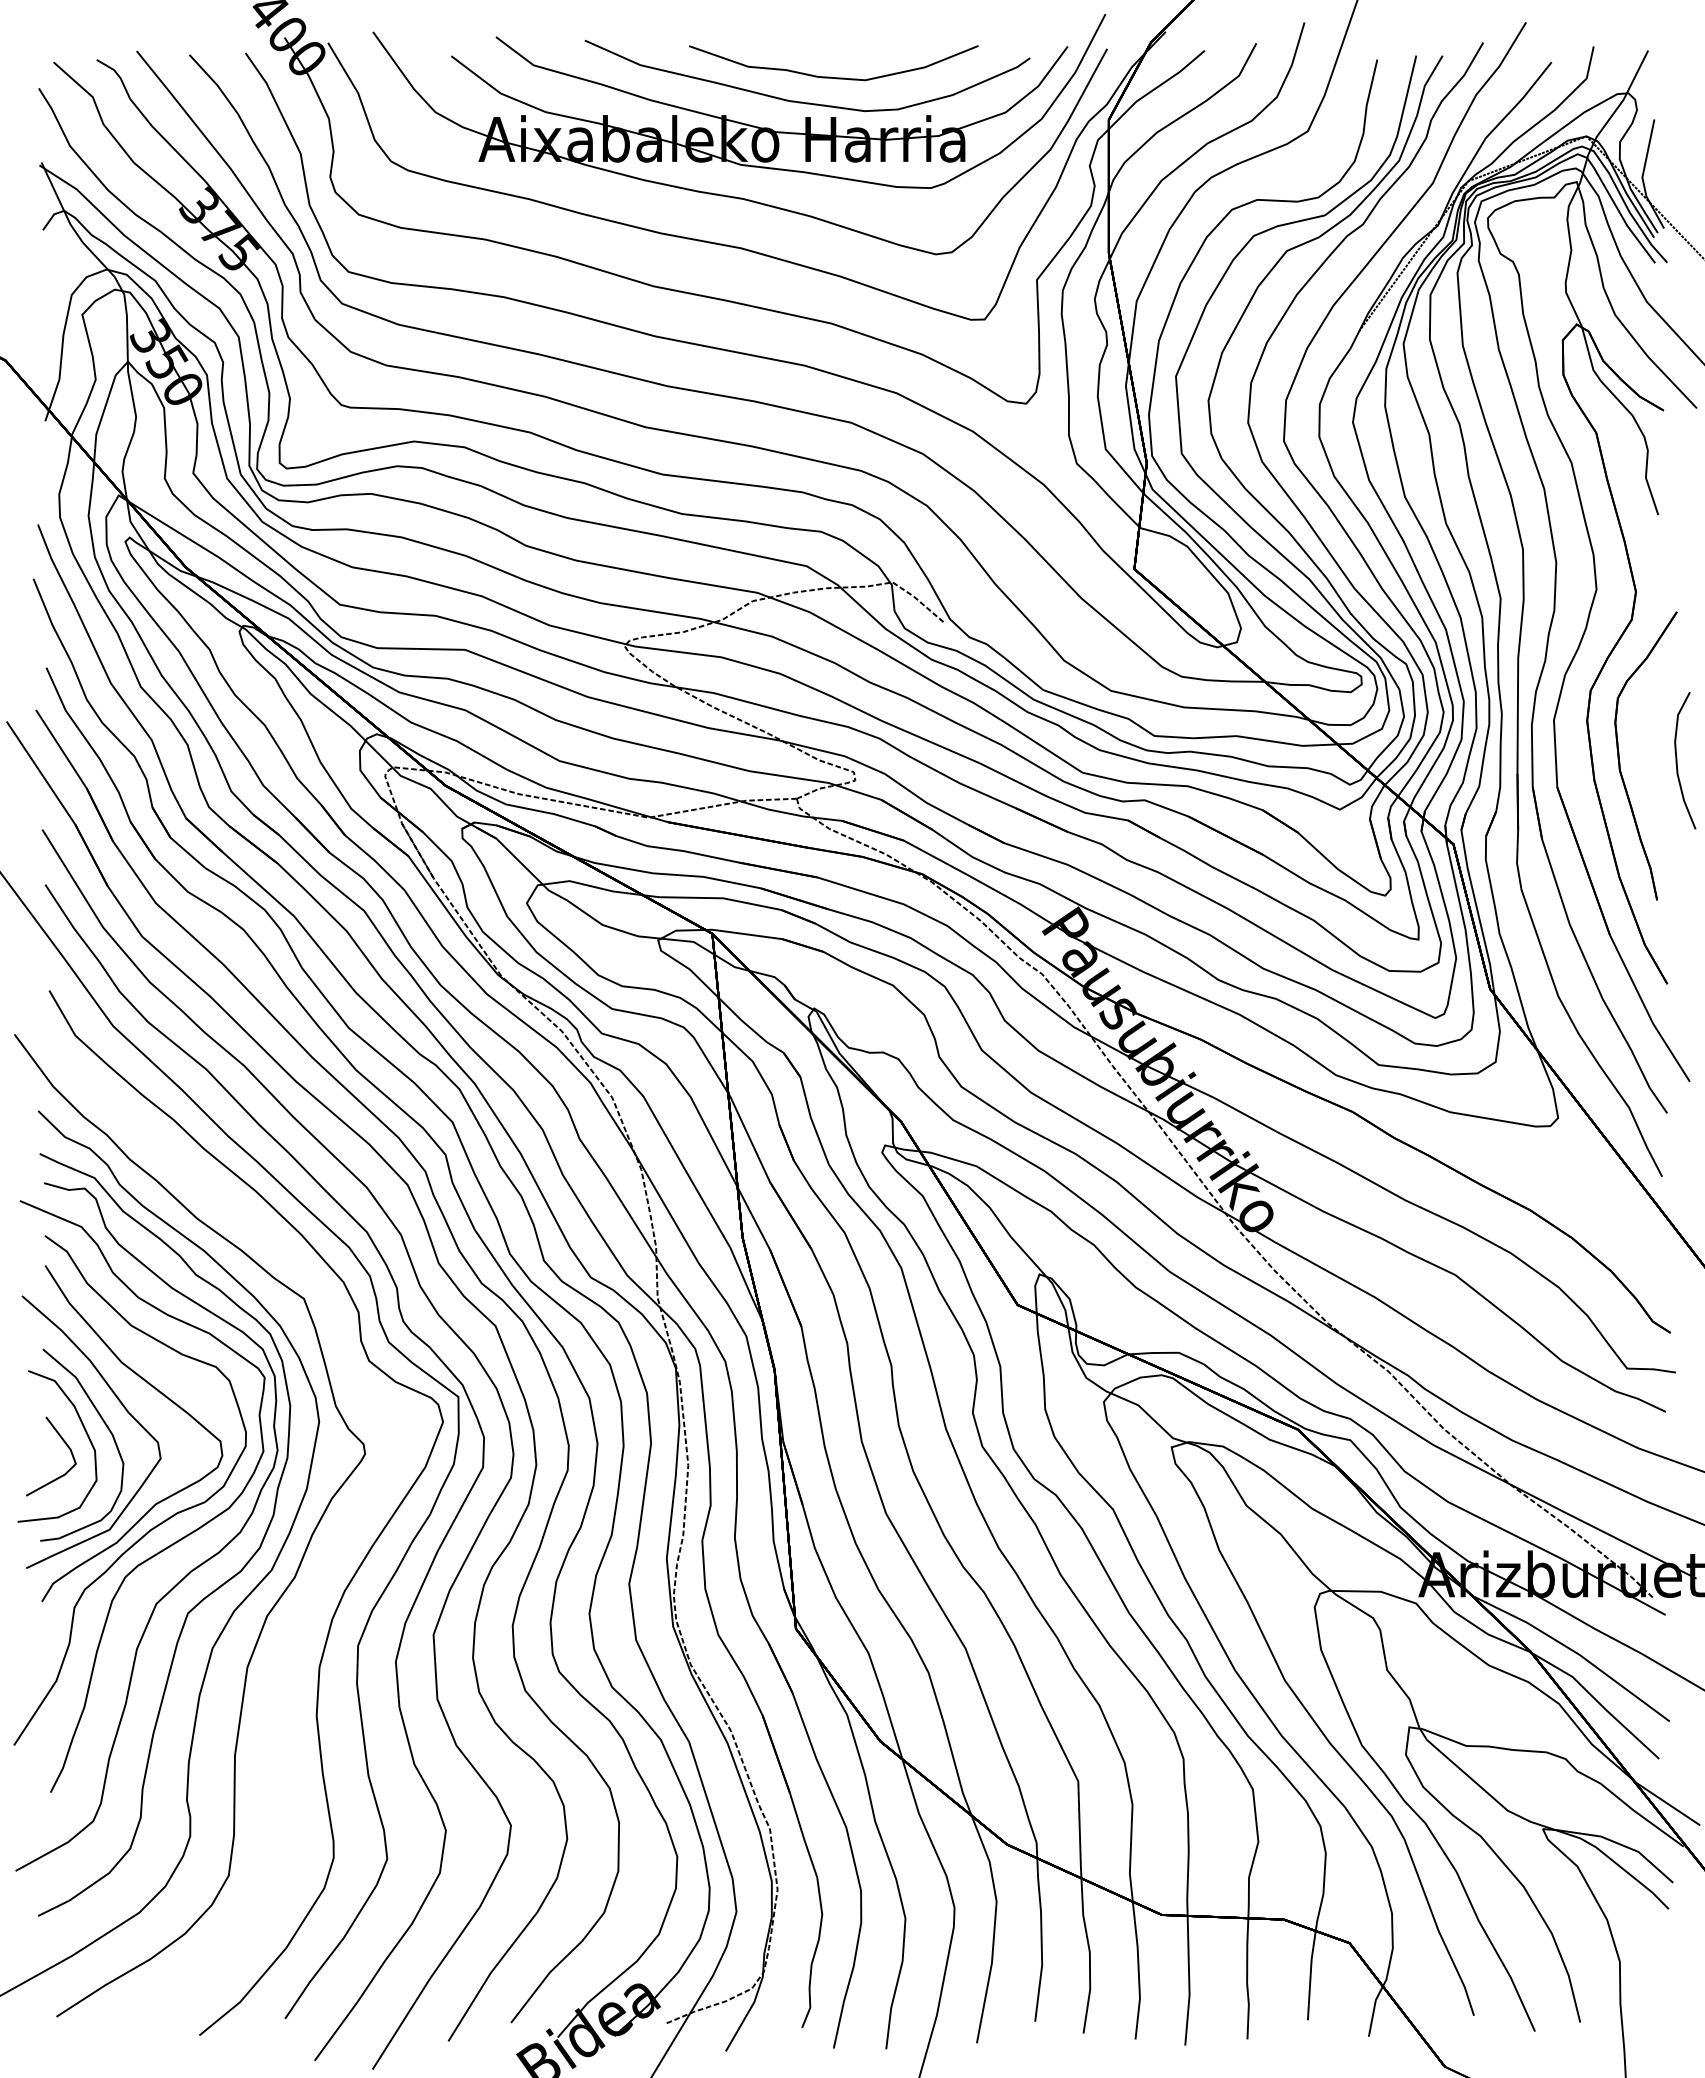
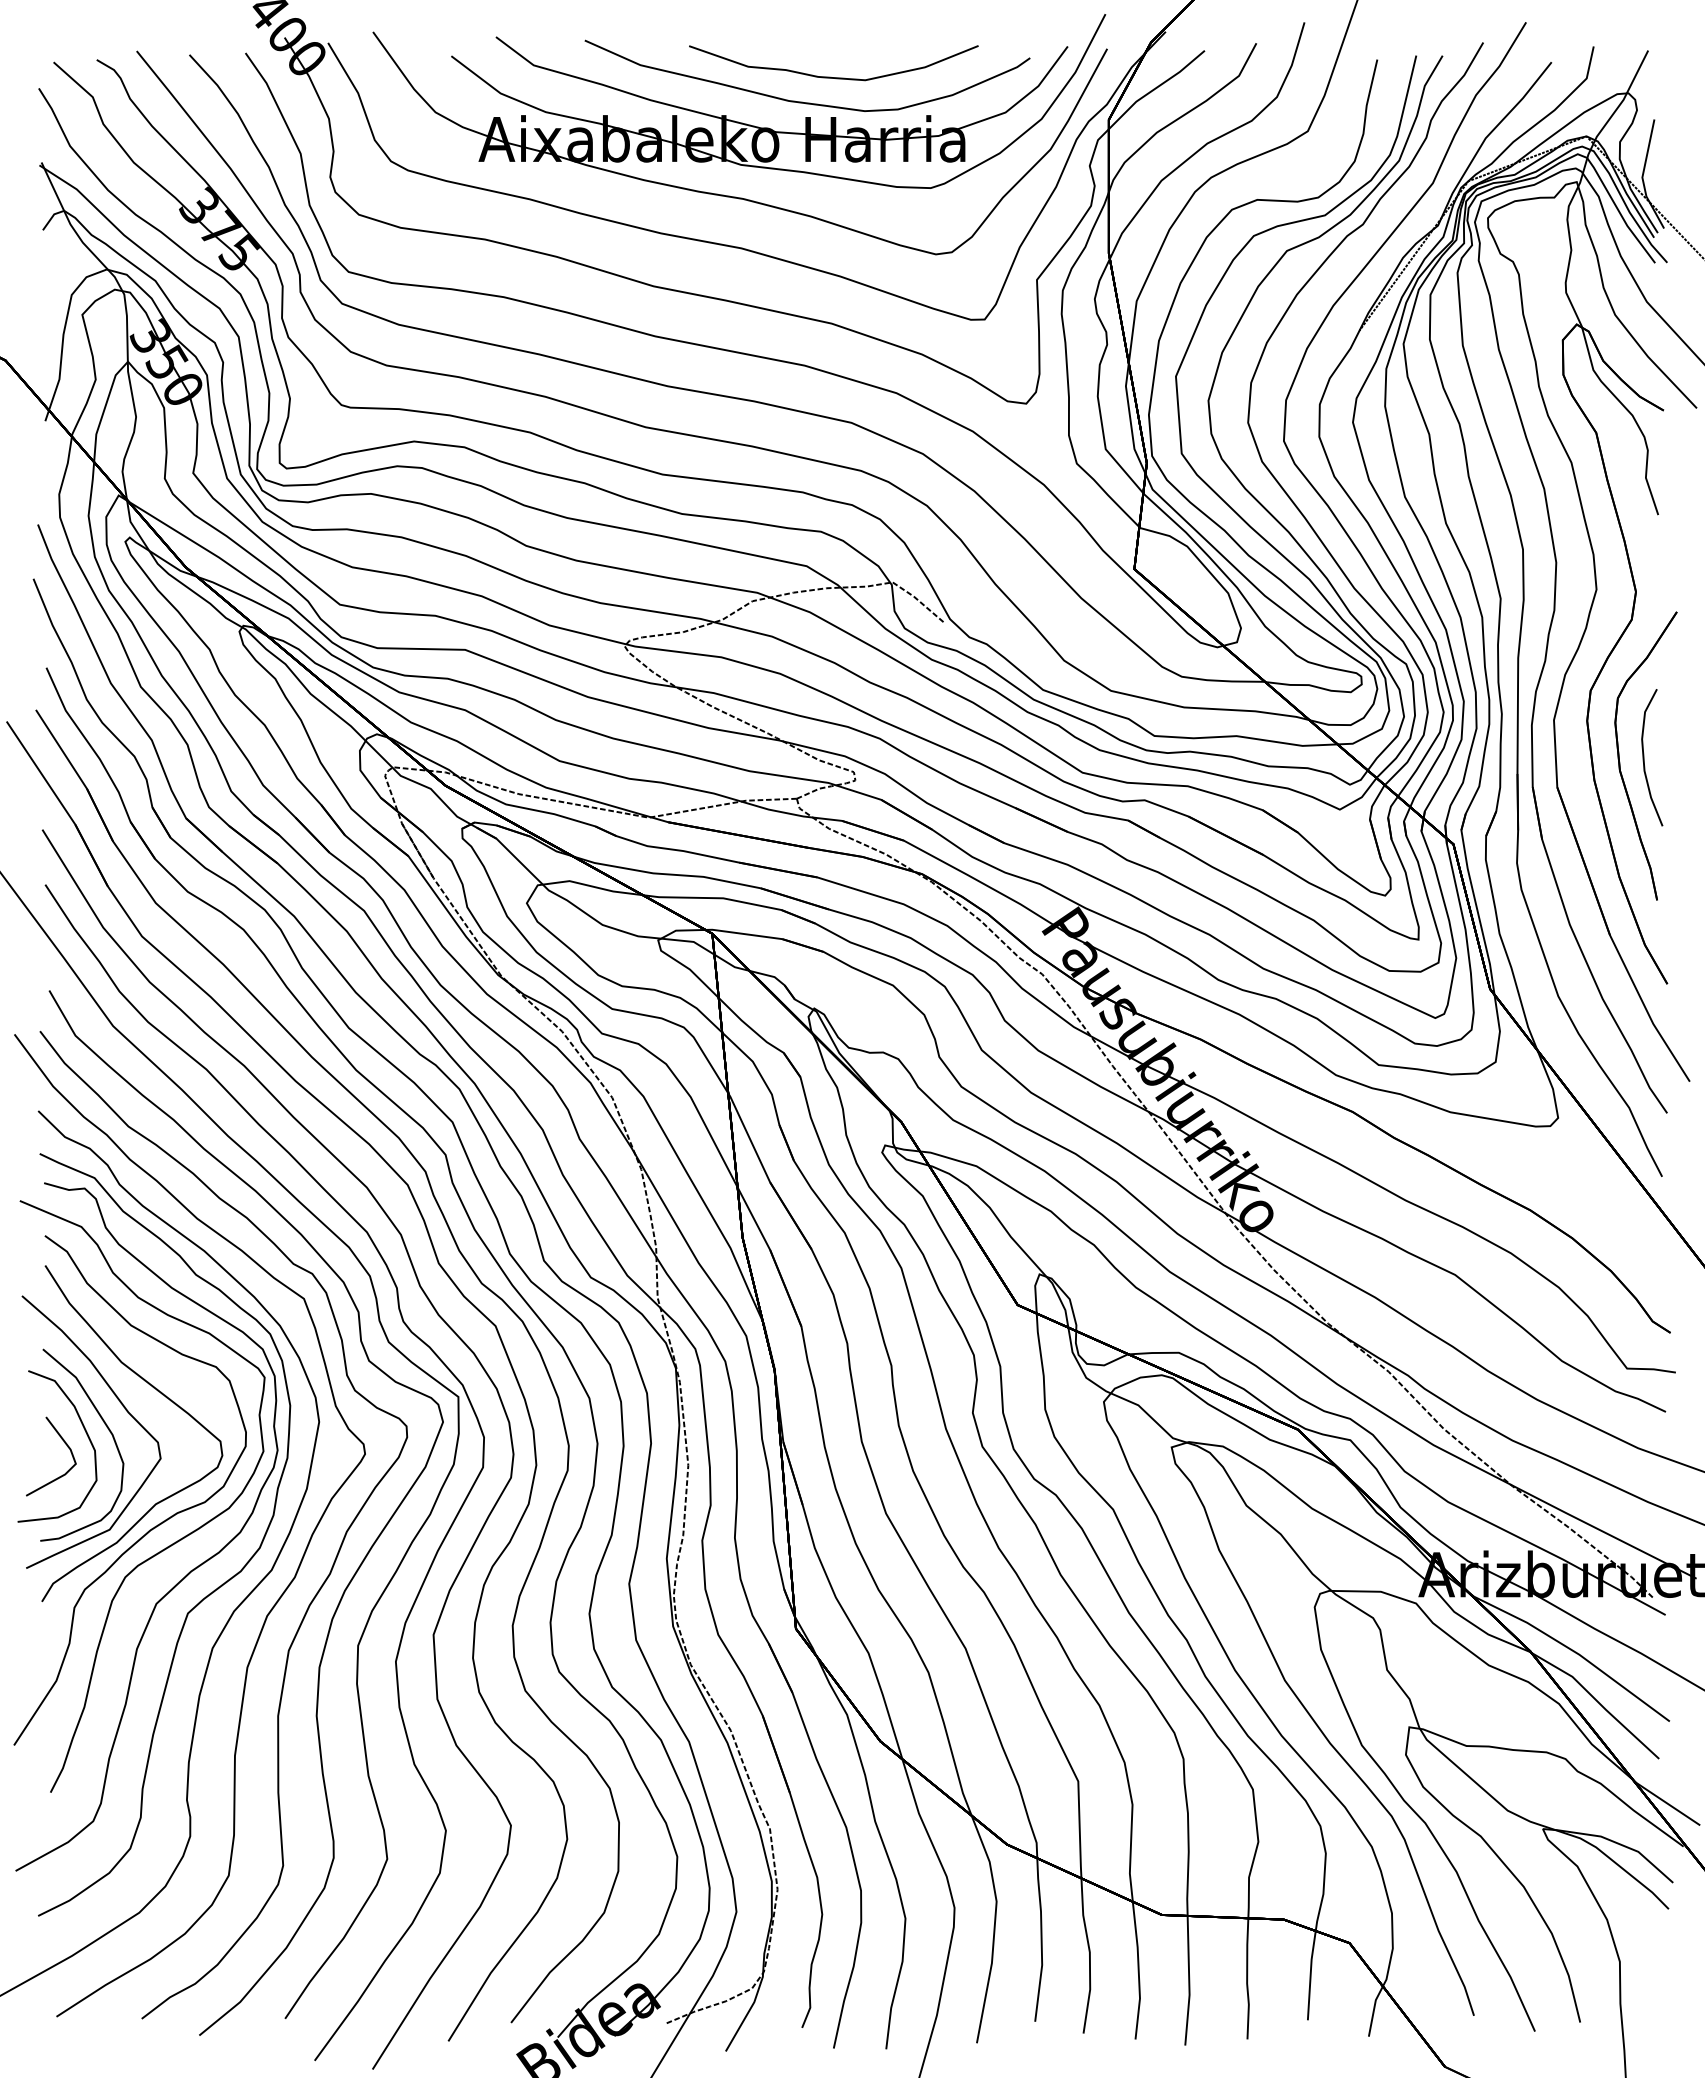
curve position: (1677, 760) -> (1644, 757) (1644, 757)
part: none -> present (318, 1589)
